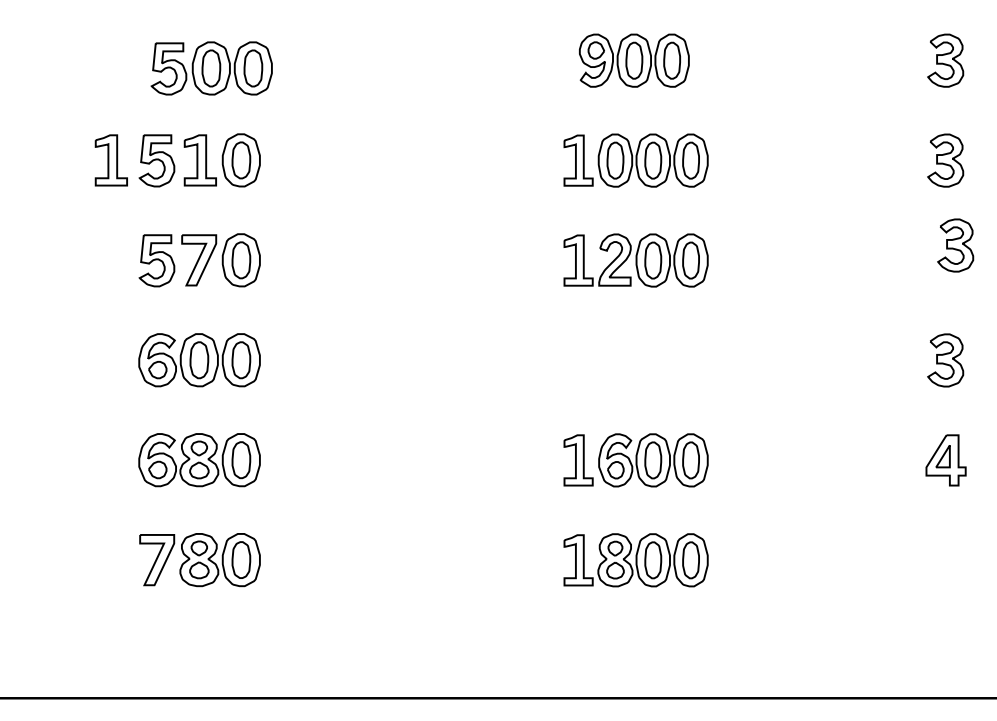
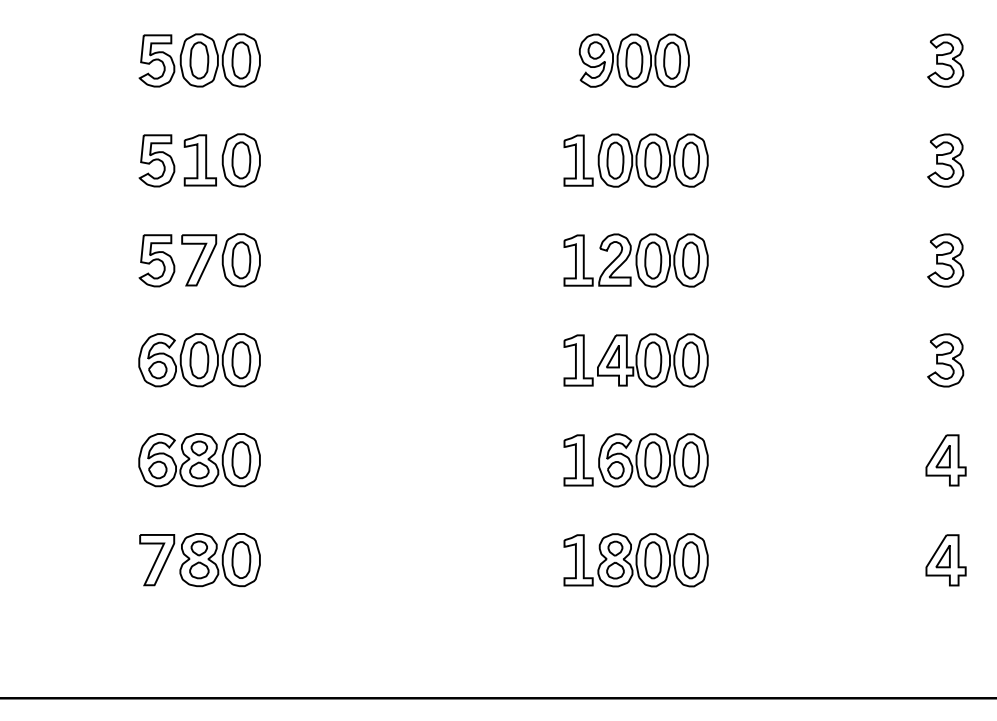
part position: (211, 68) -> (199, 60) (199, 60)
part: present -> none (110, 160)
part position: (955, 245) -> (945, 260) (945, 260)
part: none -> present (635, 360)
part: none -> present (945, 560)
